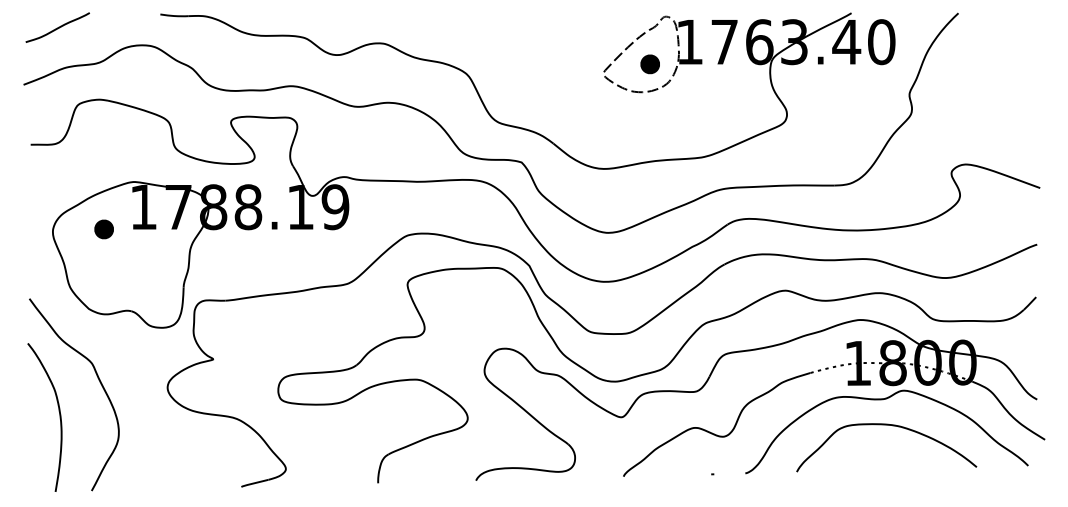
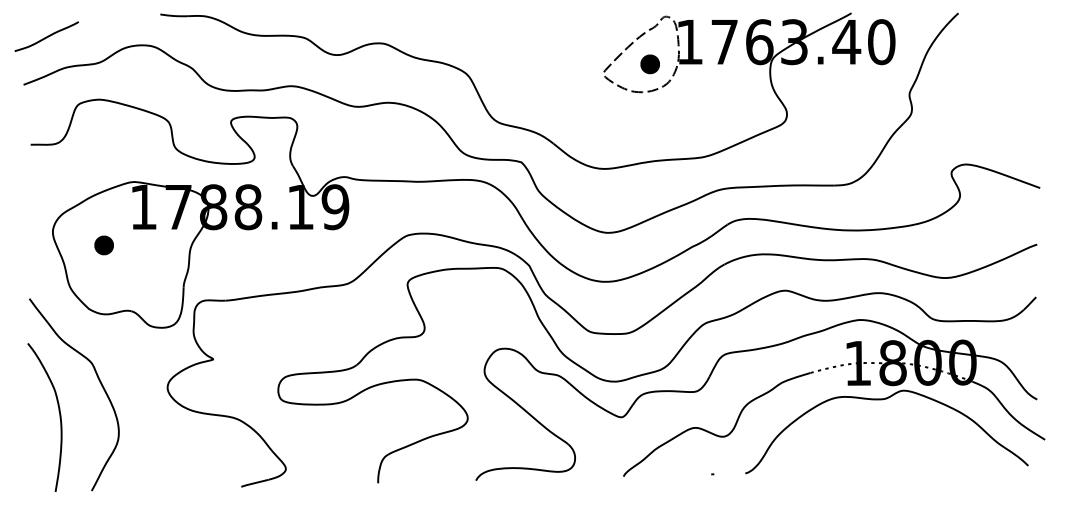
curve position: (57, 27) -> (46, 36) (46, 36)
part position: (103, 229) -> (103, 245) (103, 245)
curve: present -> none (892, 426)
